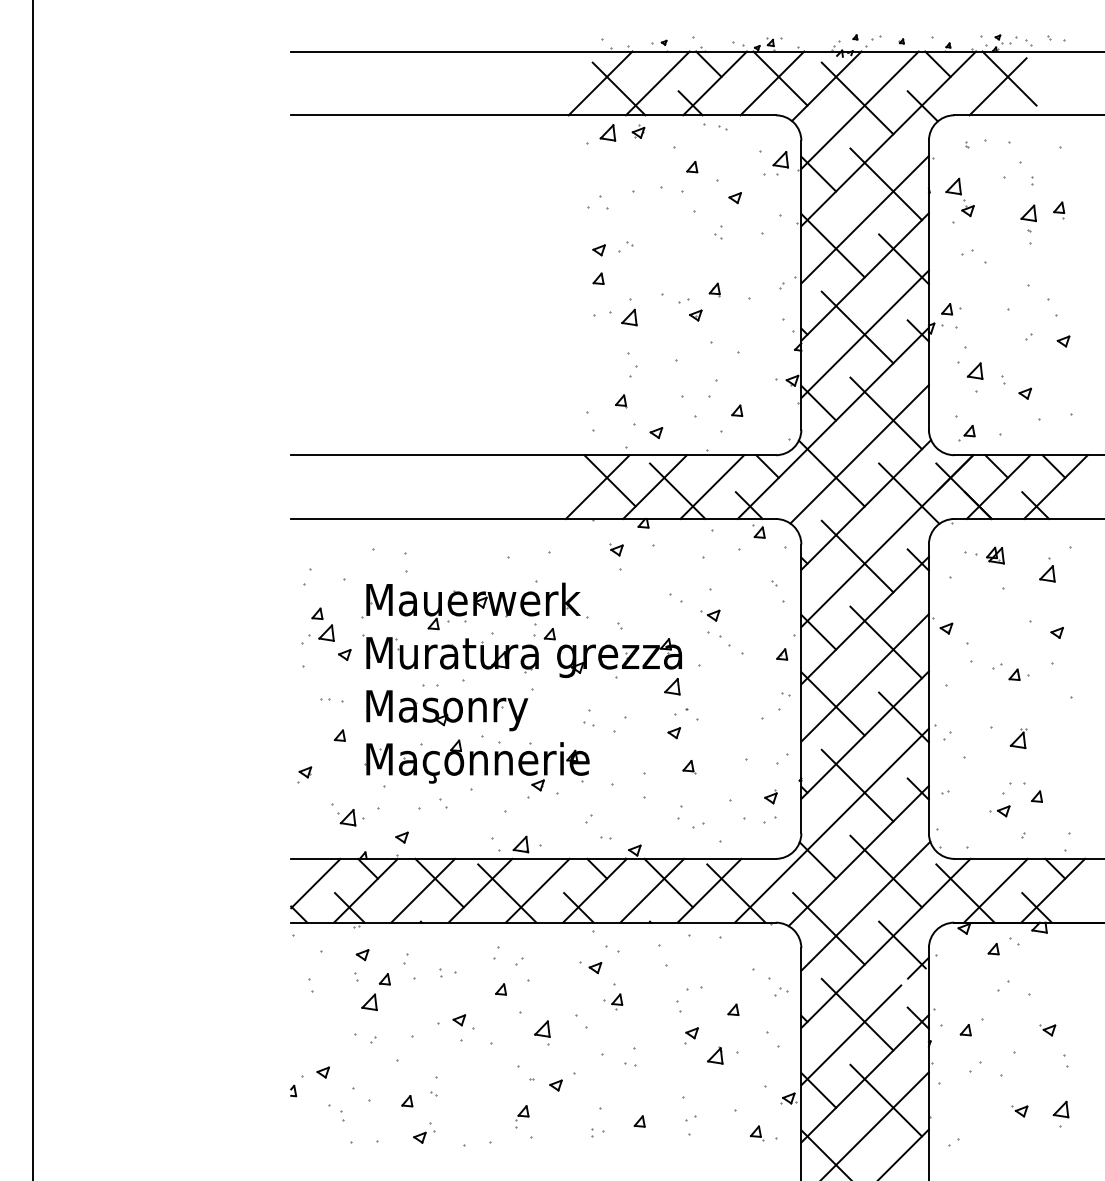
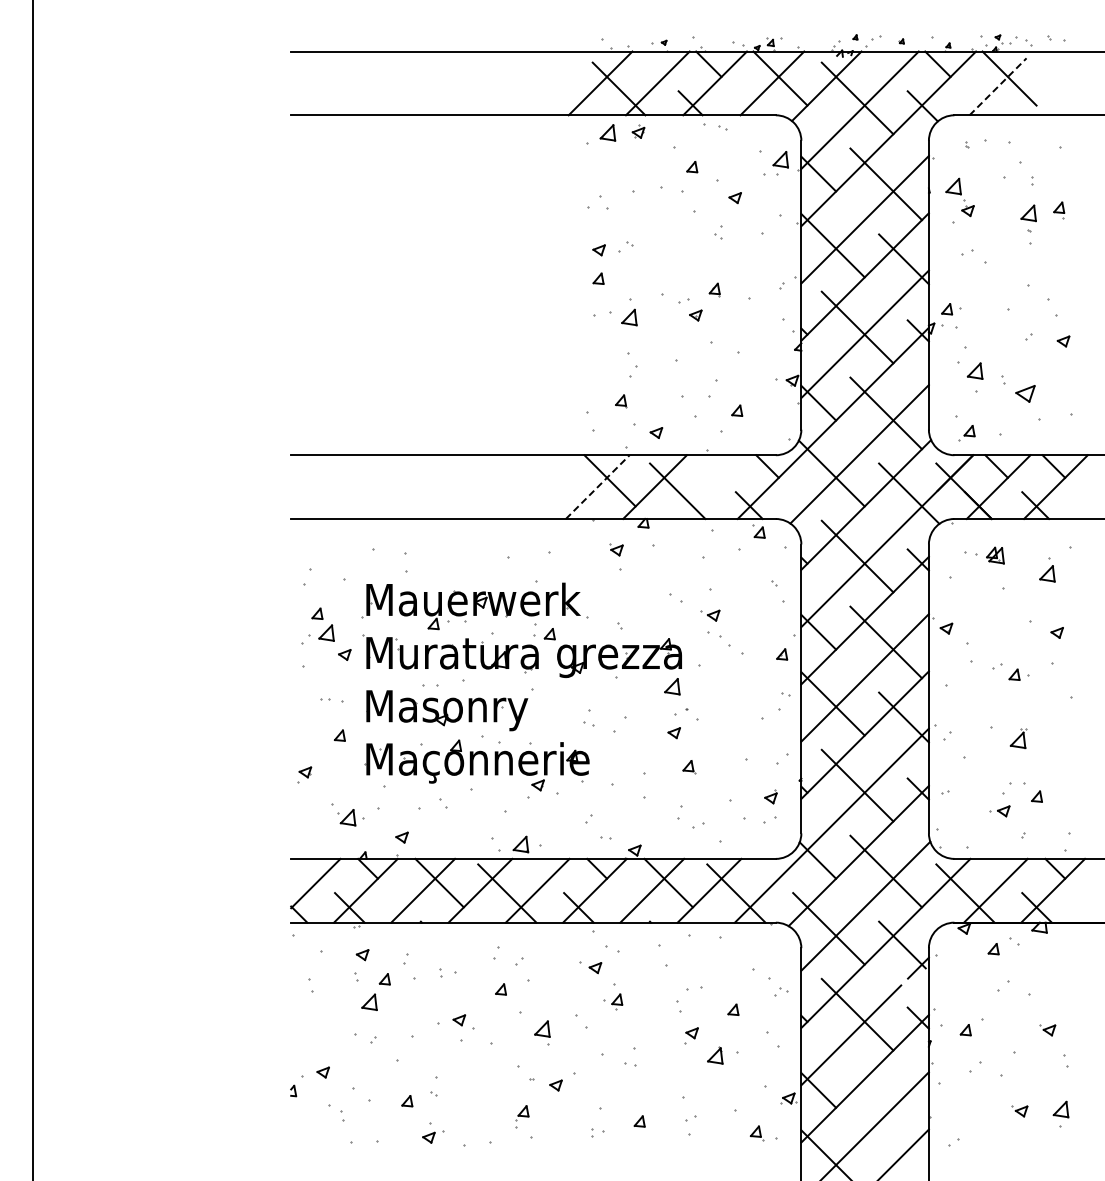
line: solid -> dashed (998, 86)
part size: 14x13 px -> 21x18 px (1025, 393)
line: solid -> dashed (598, 486)
line: present -> none (712, 486)
line: present -> none (886, 1100)
part position: (424, 1136) -> (433, 1136) (433, 1136)
